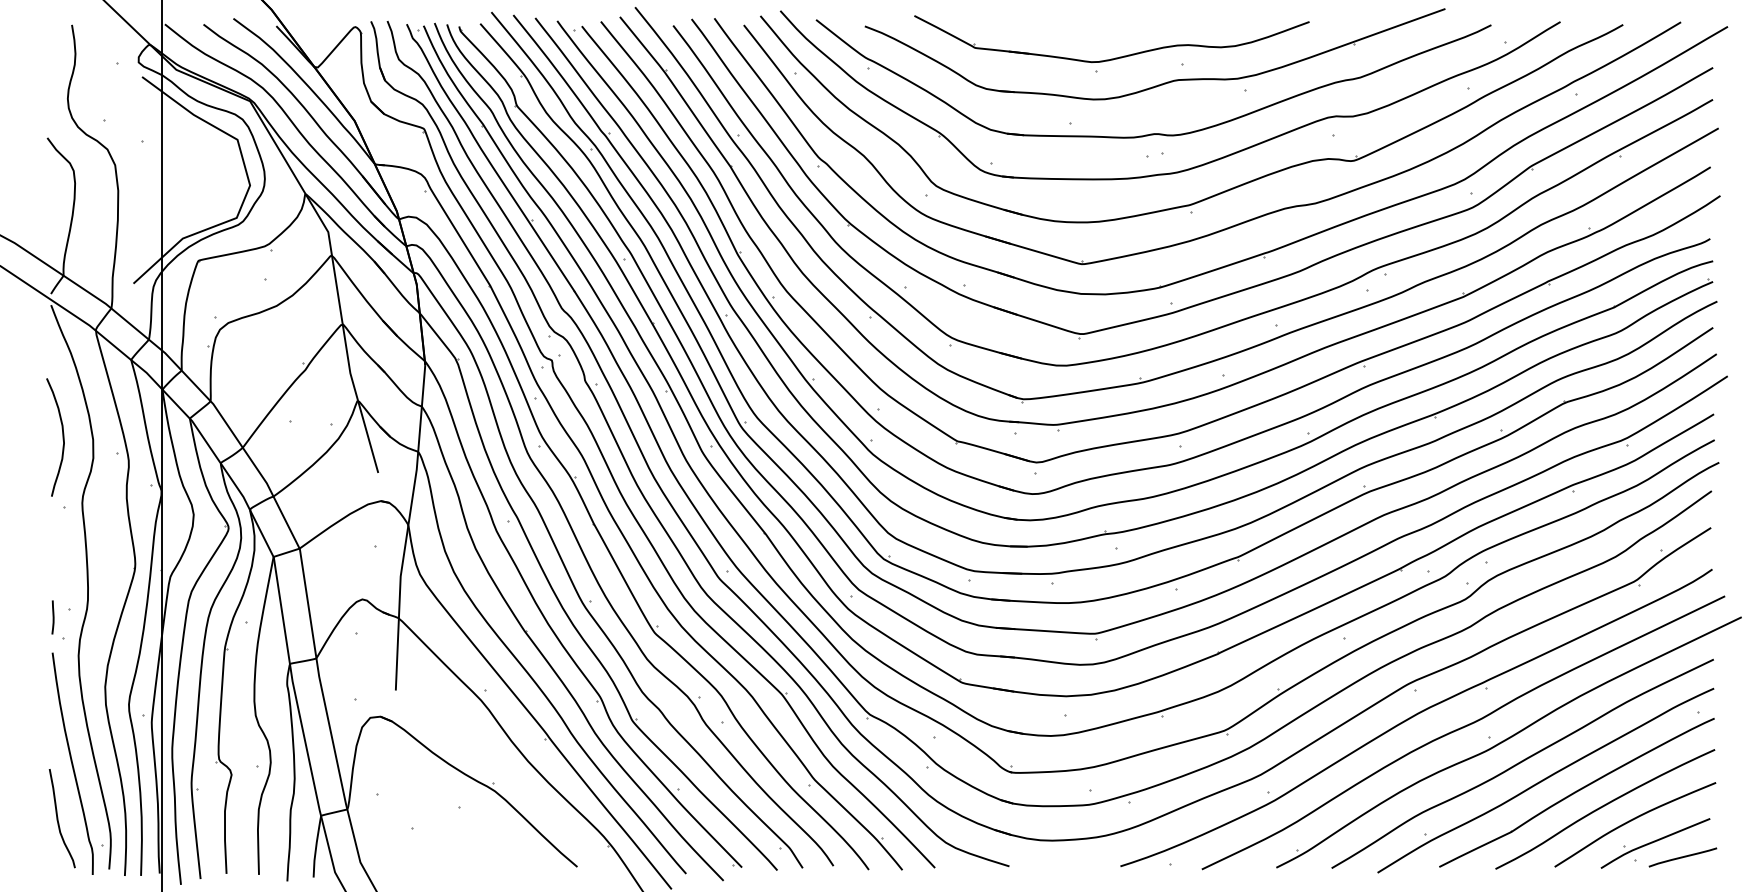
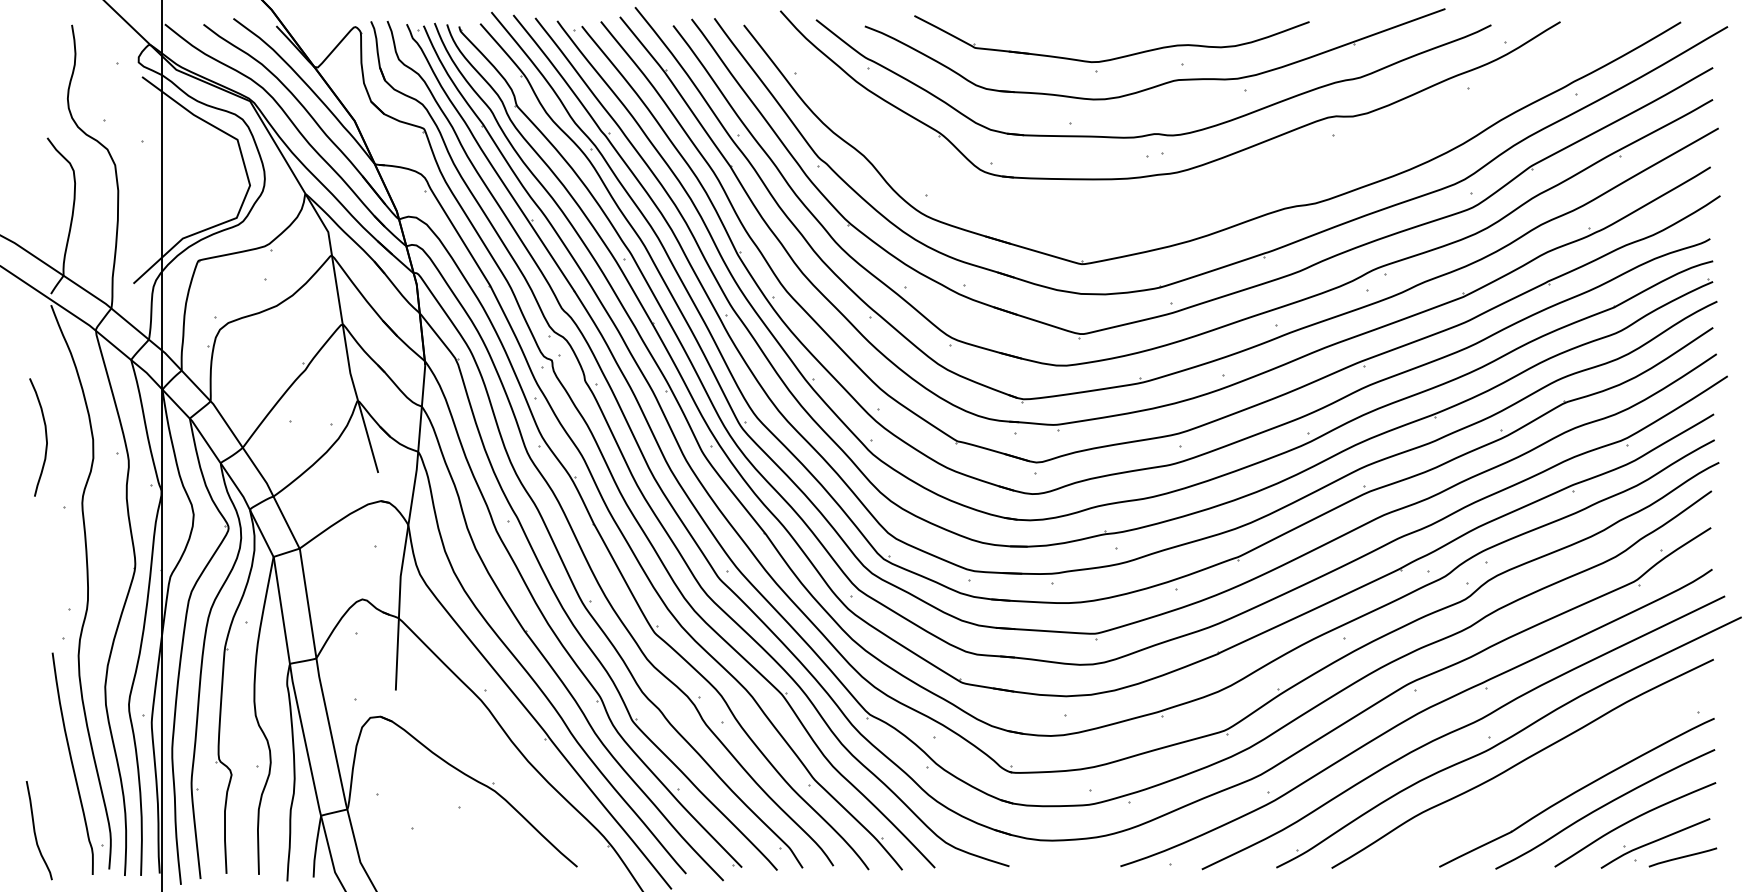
part: present -> none (1219, 192)
curve position: (62, 437) -> (45, 437) (45, 437)
line: present -> none (52, 617)
part: present -> none (1545, 780)
curve position: (58, 818) -> (35, 830) (35, 830)
